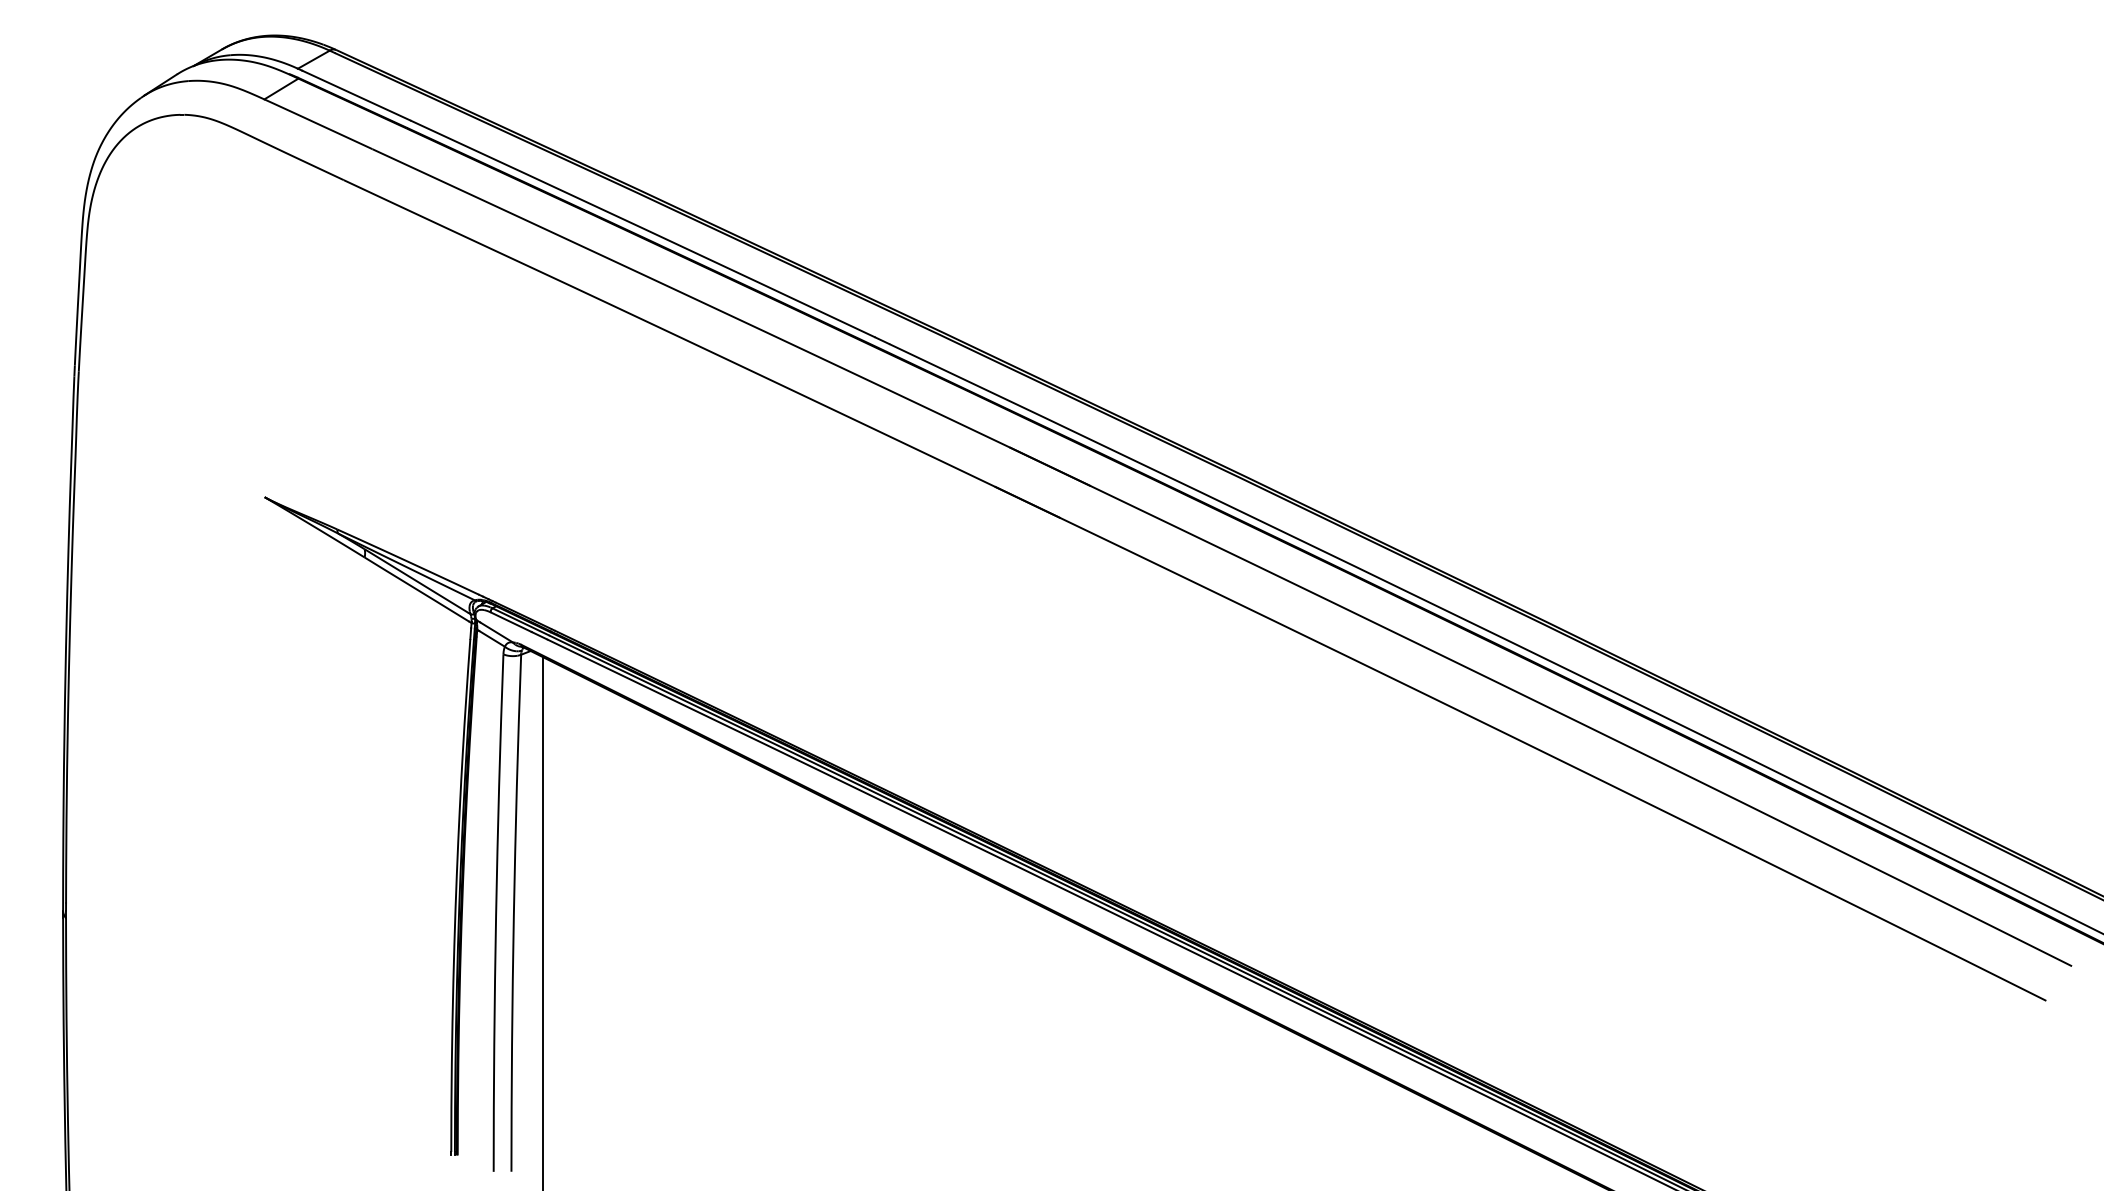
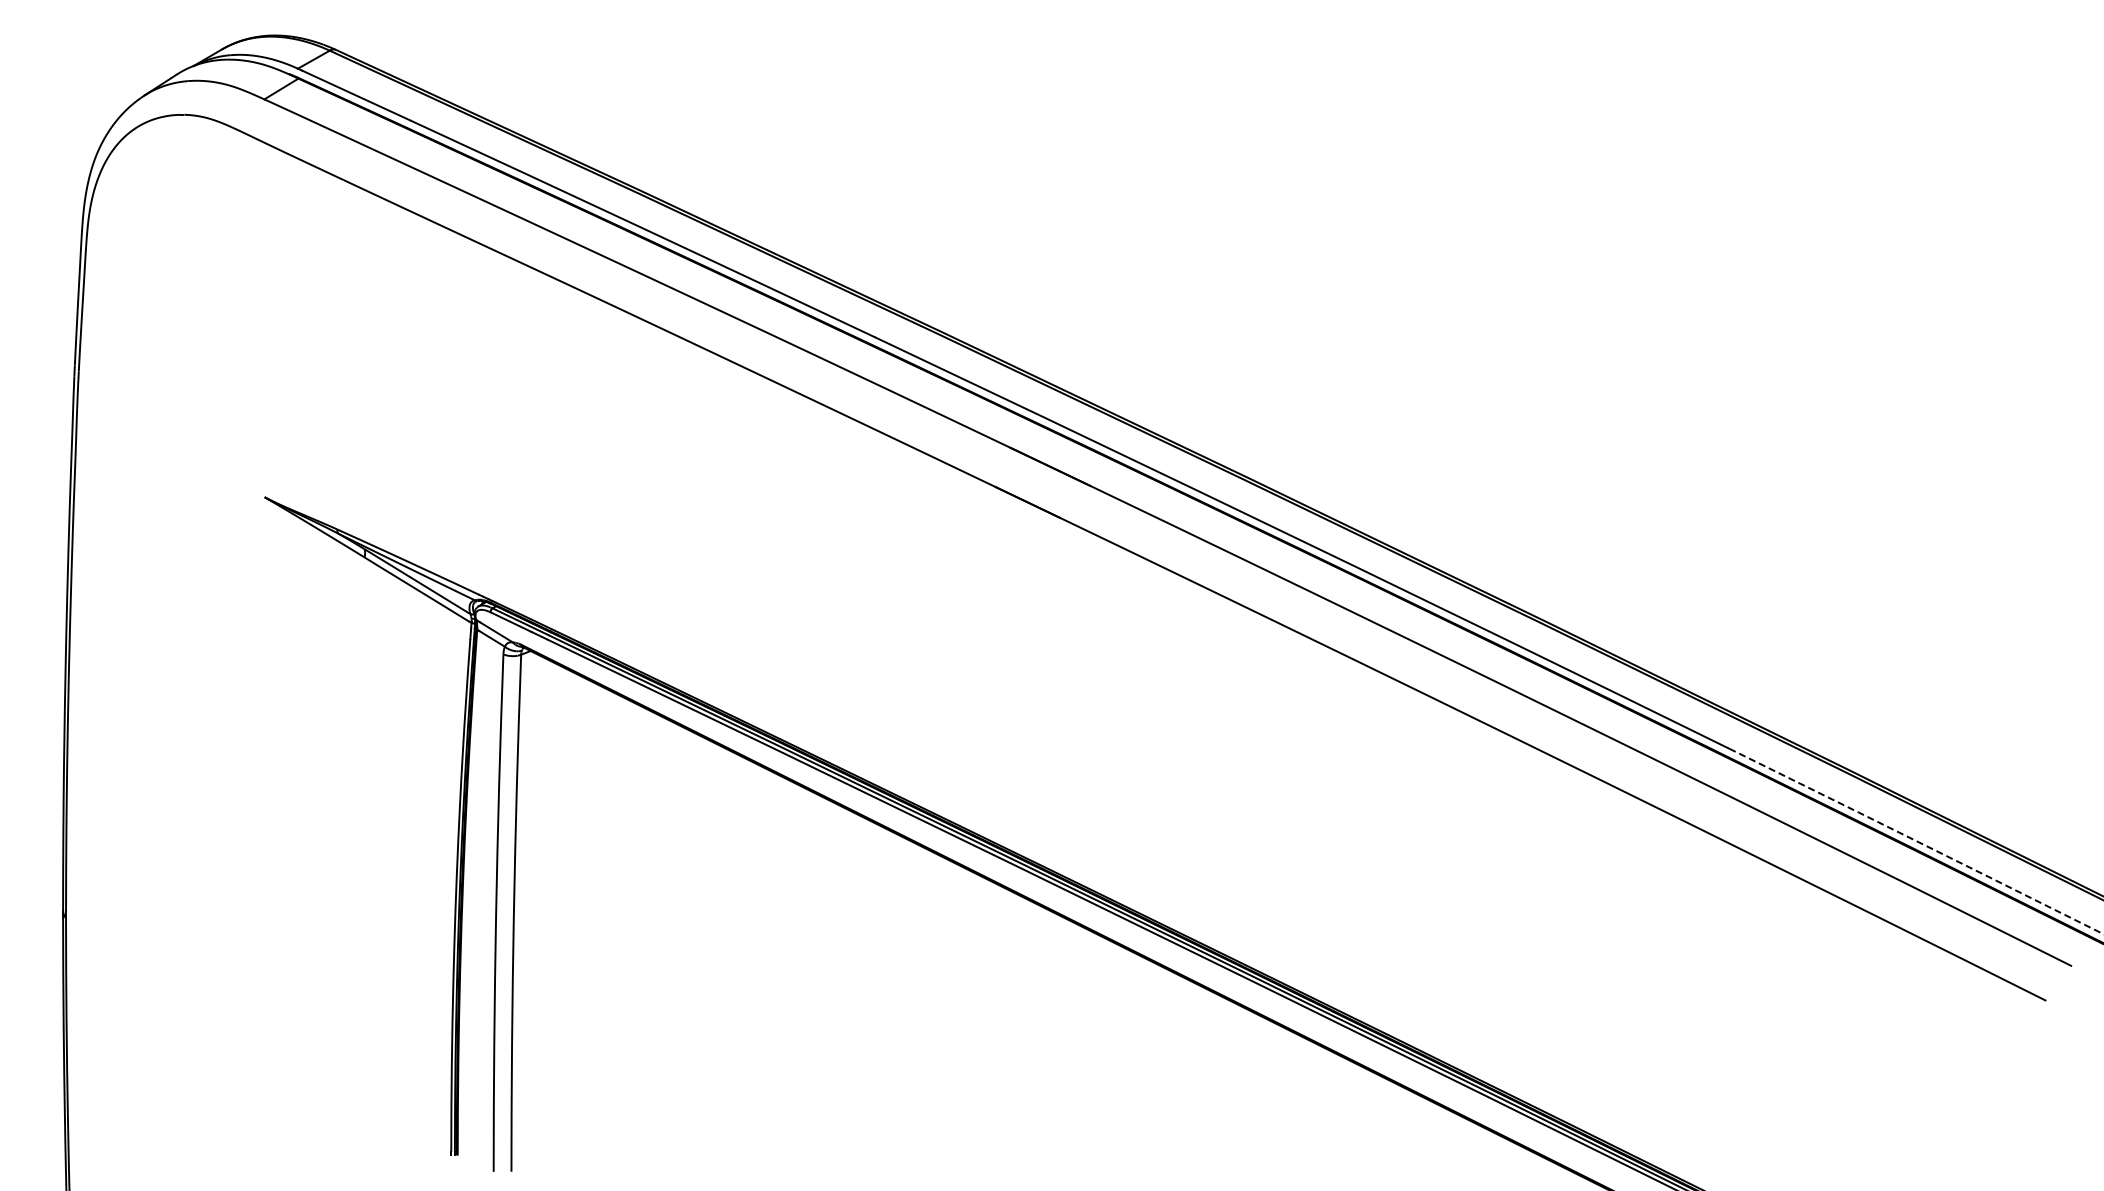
line: solid -> dashed (1918, 842)
line: present -> none (543, 922)
